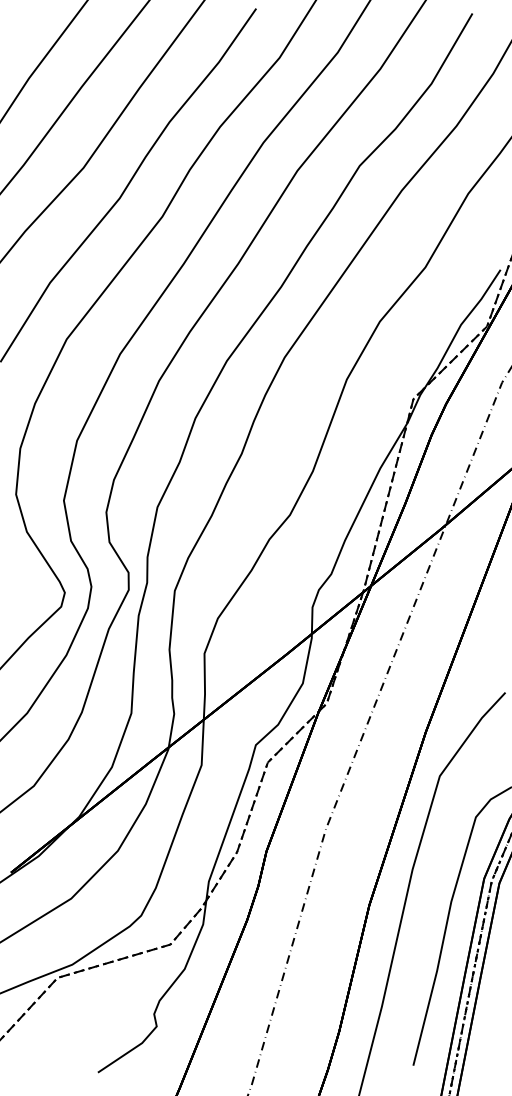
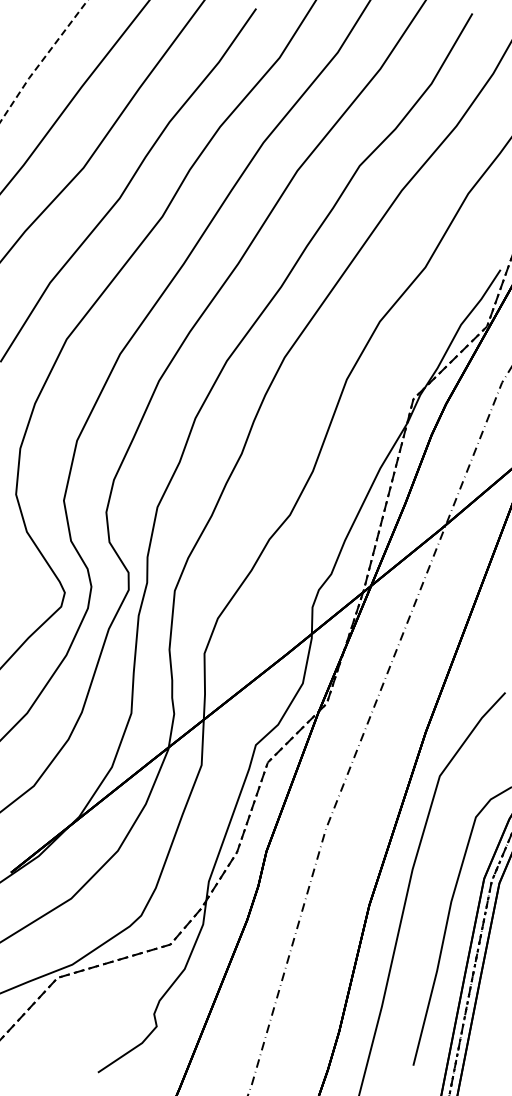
line: solid -> dashed (42, 60)
